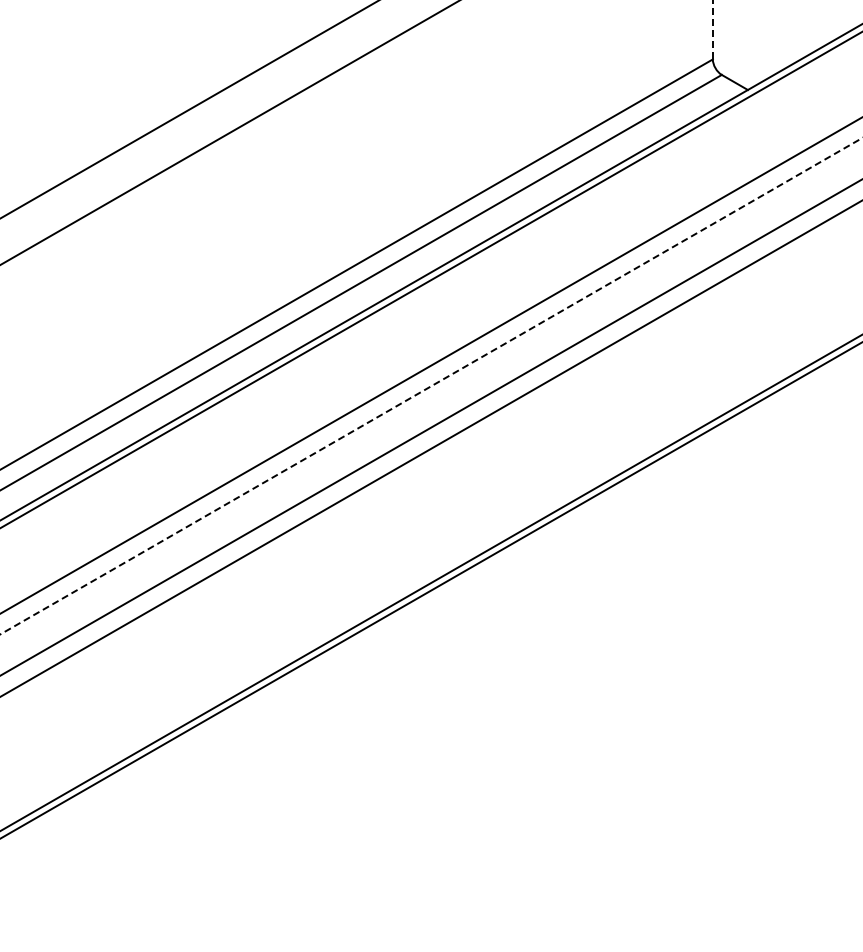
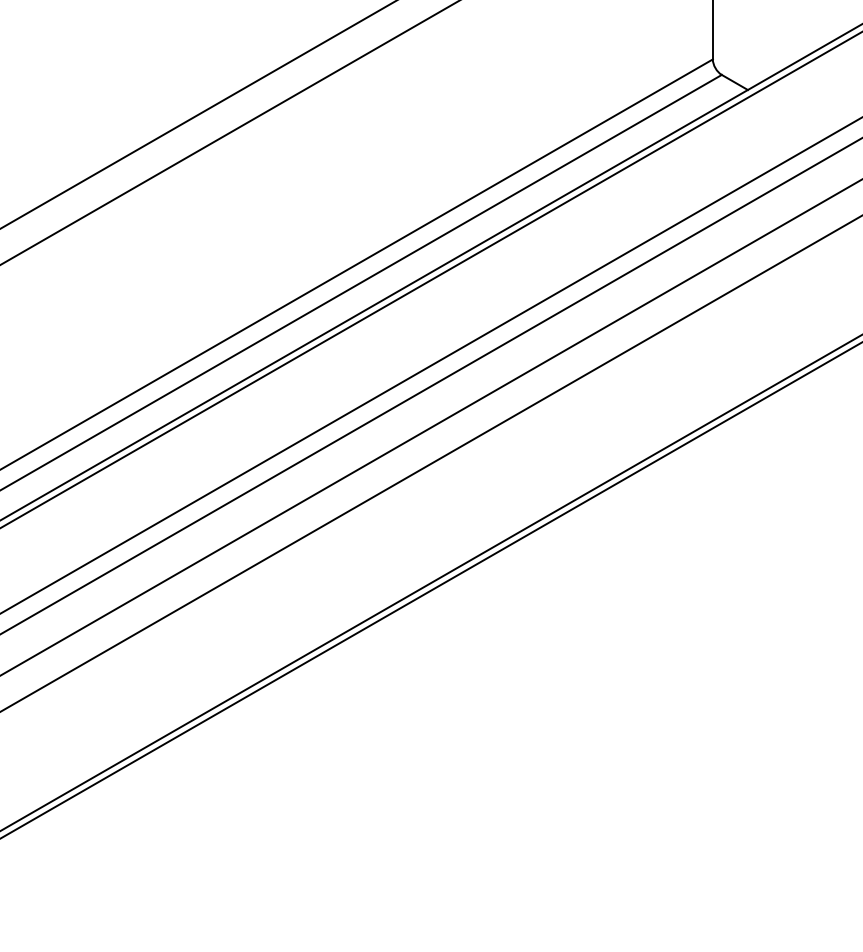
line: dashed -> solid (712, 29)
line position: (188, 109) -> (197, 114) (197, 114)
line: dashed -> solid (431, 386)
line position: (430, 448) -> (430, 463) (430, 463)
